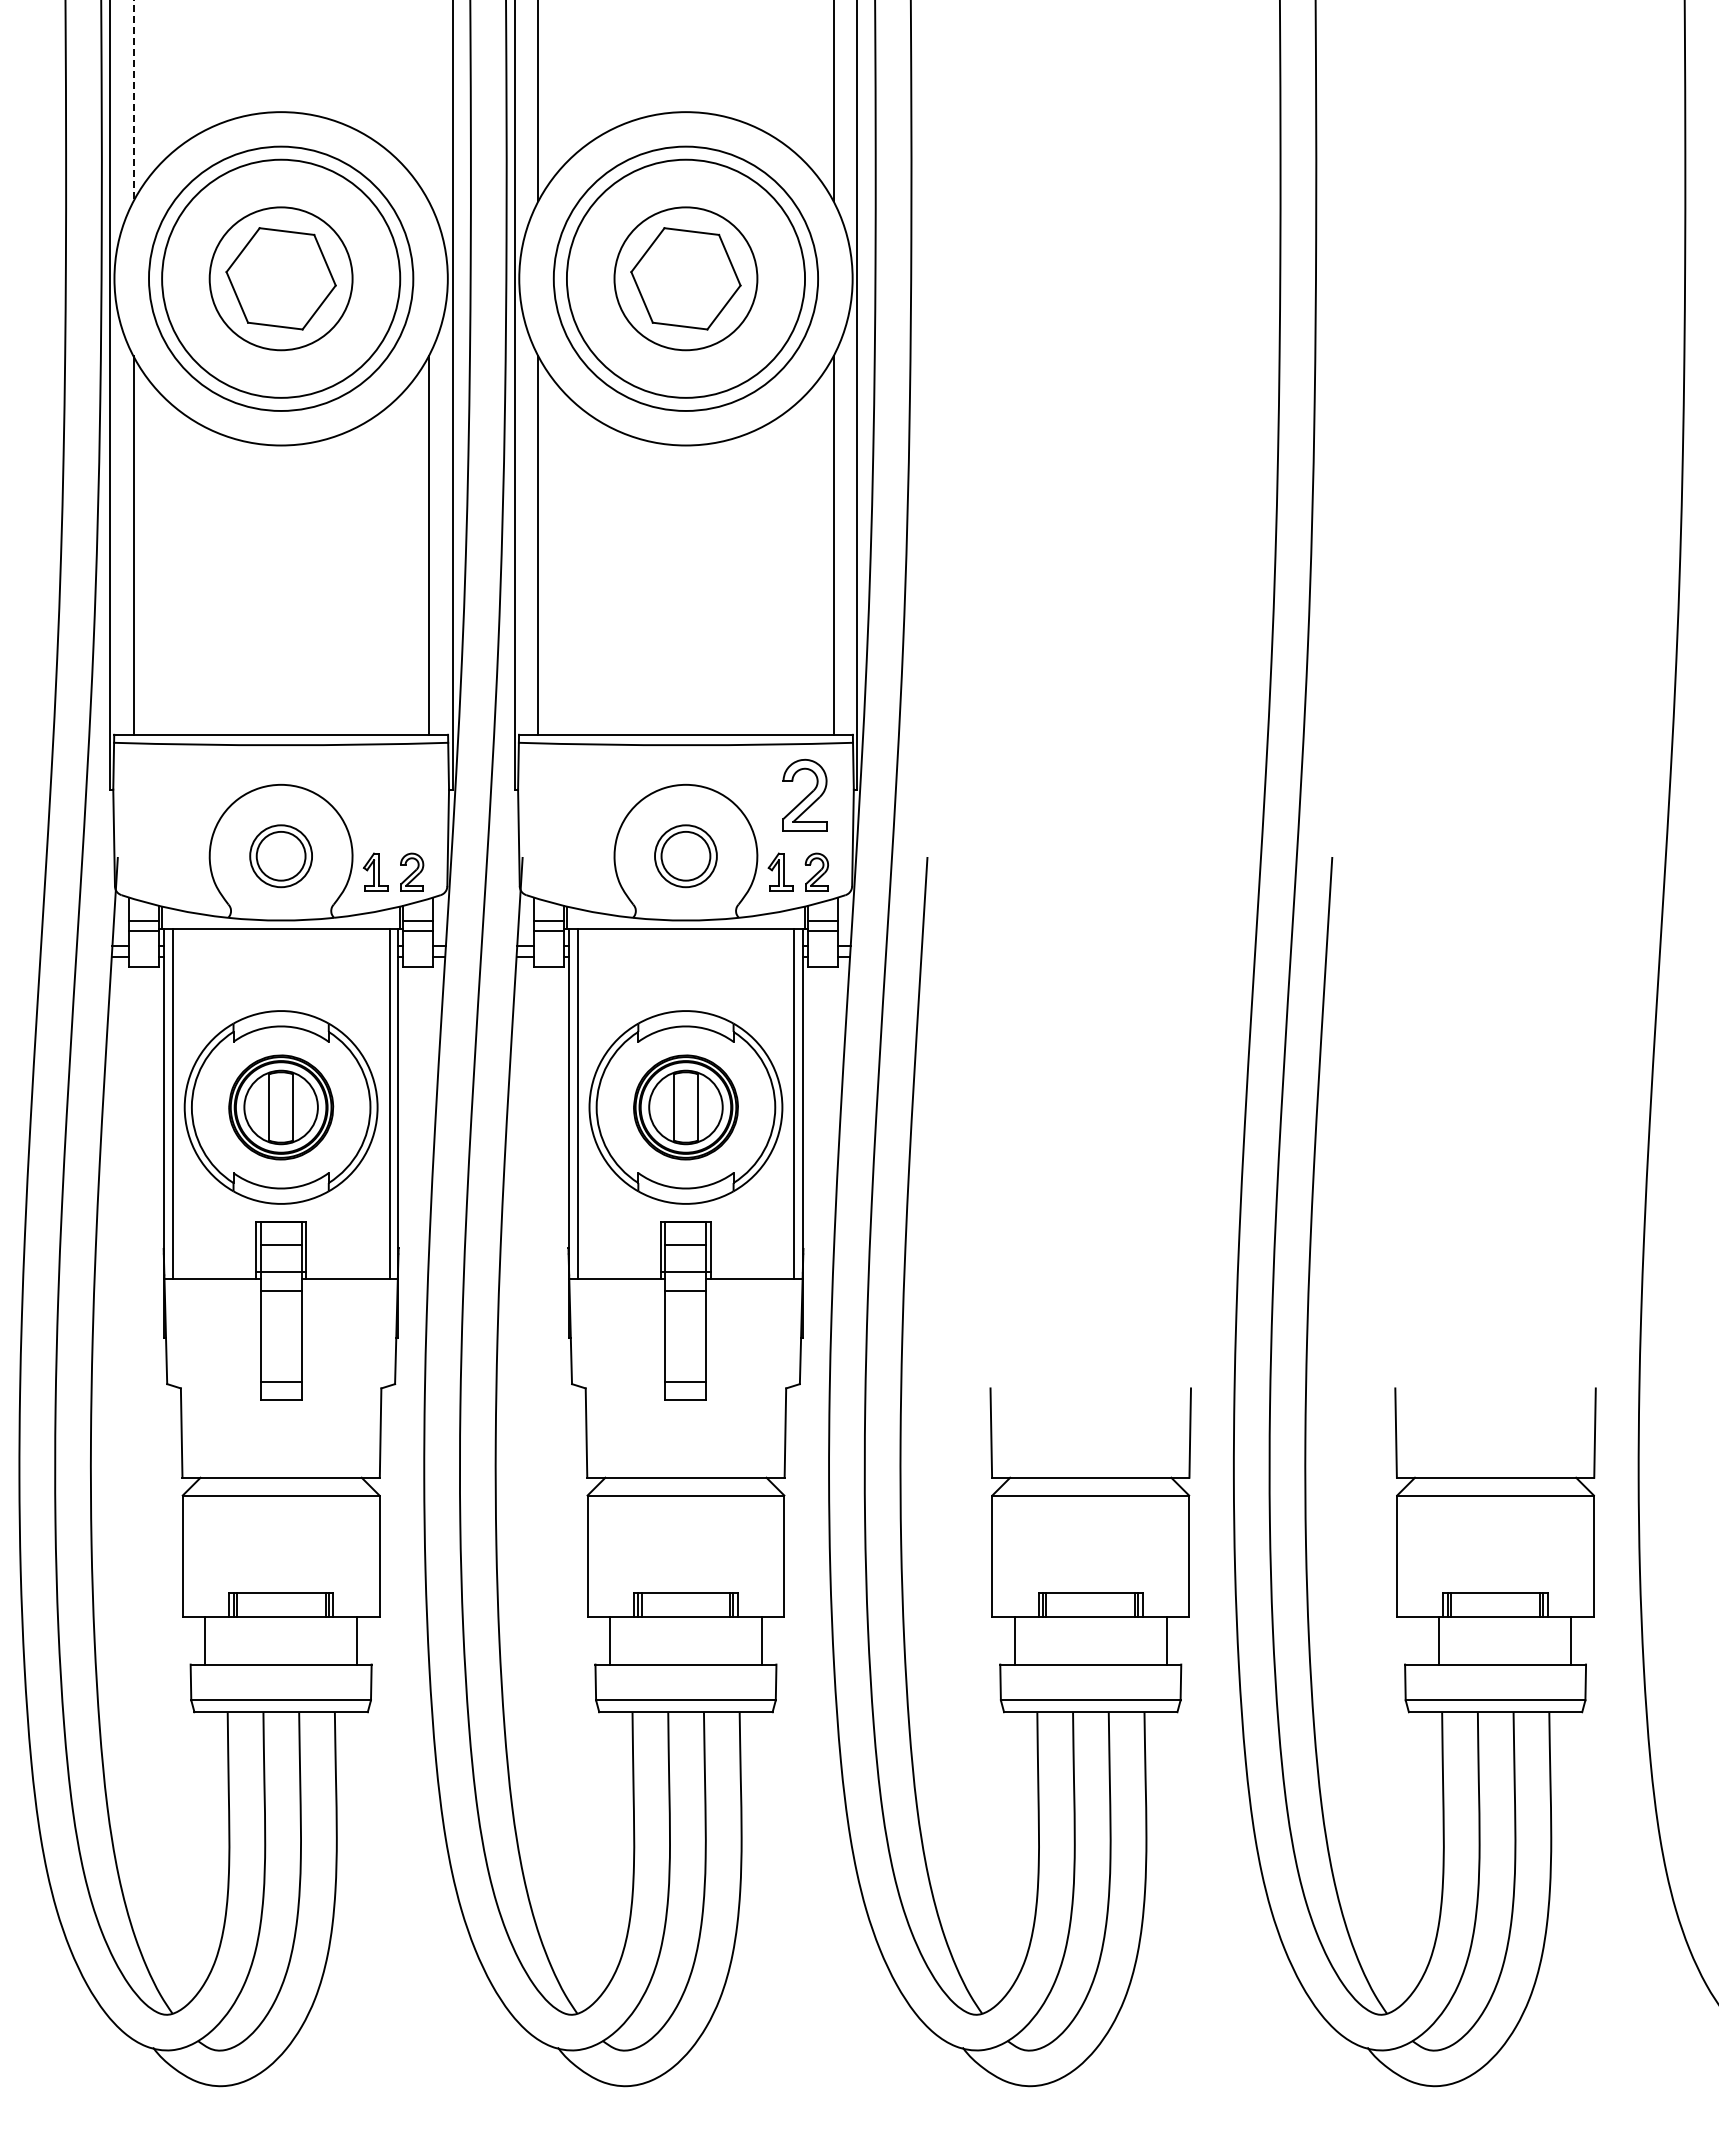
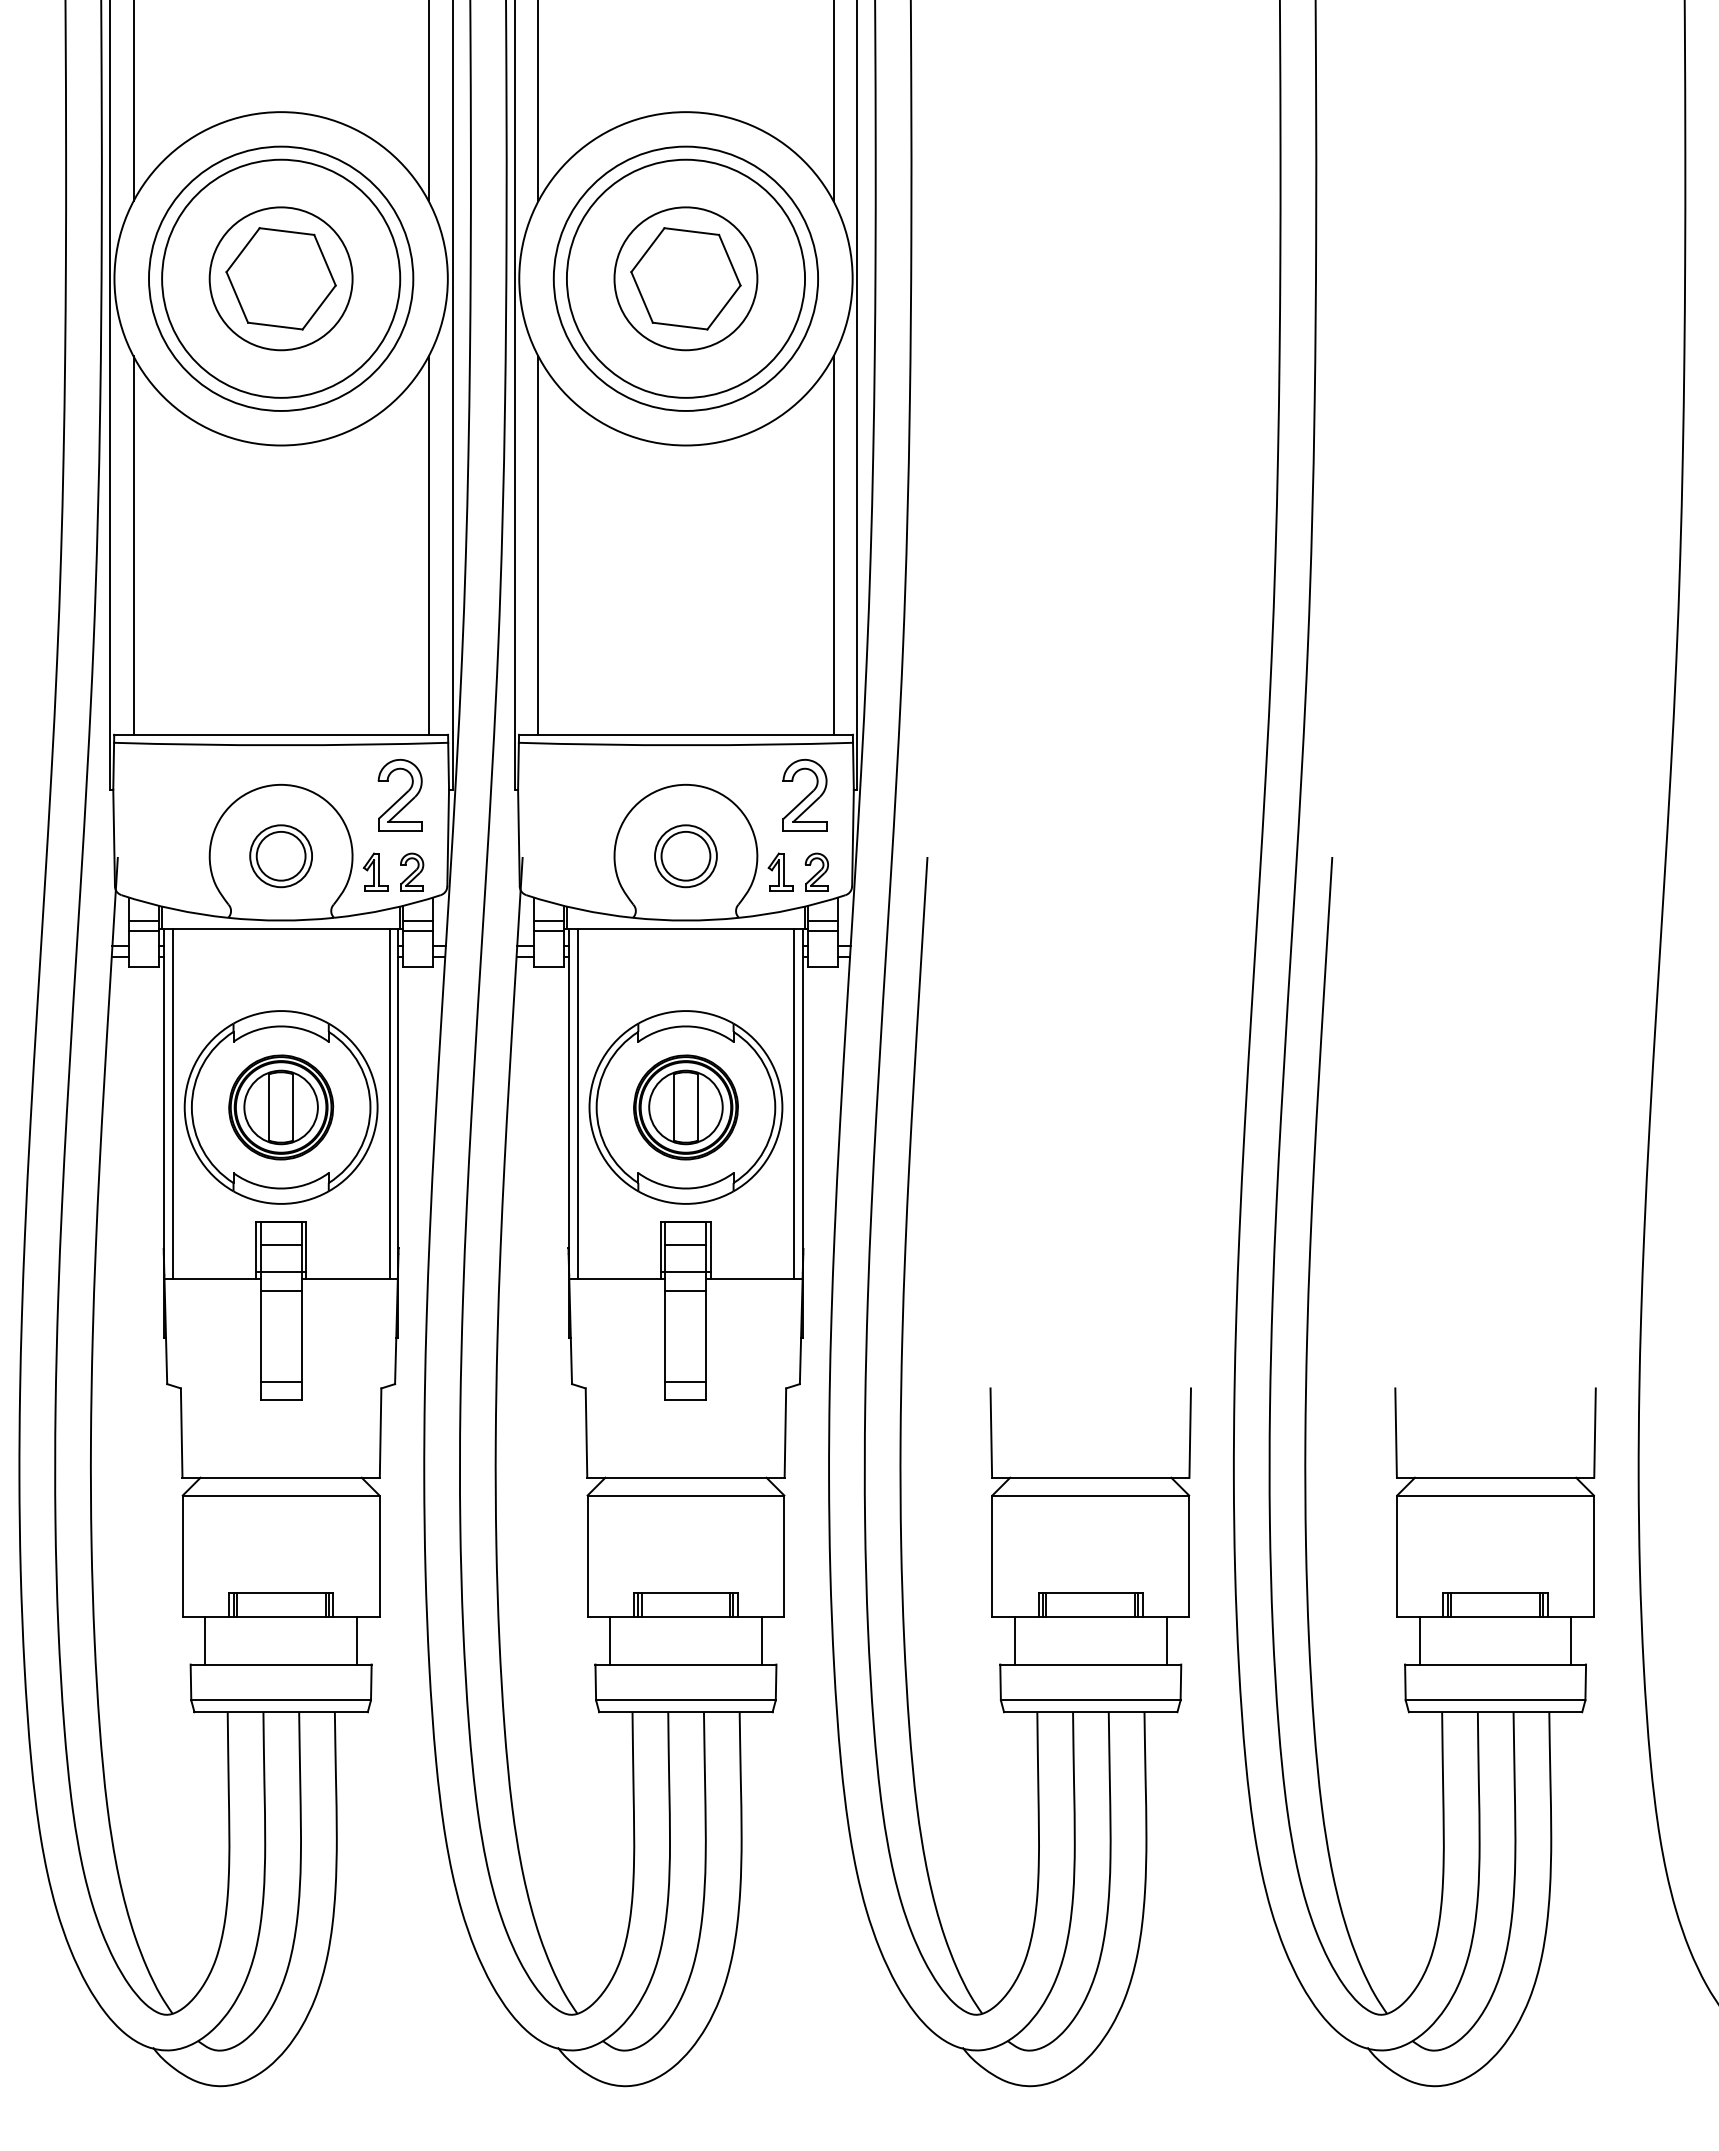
line: dashed -> solid (133, 101)
line: none -> present (428, 101)
part: none -> present (399, 794)
line position: (1438, 1640) -> (1419, 1640) (1419, 1640)
